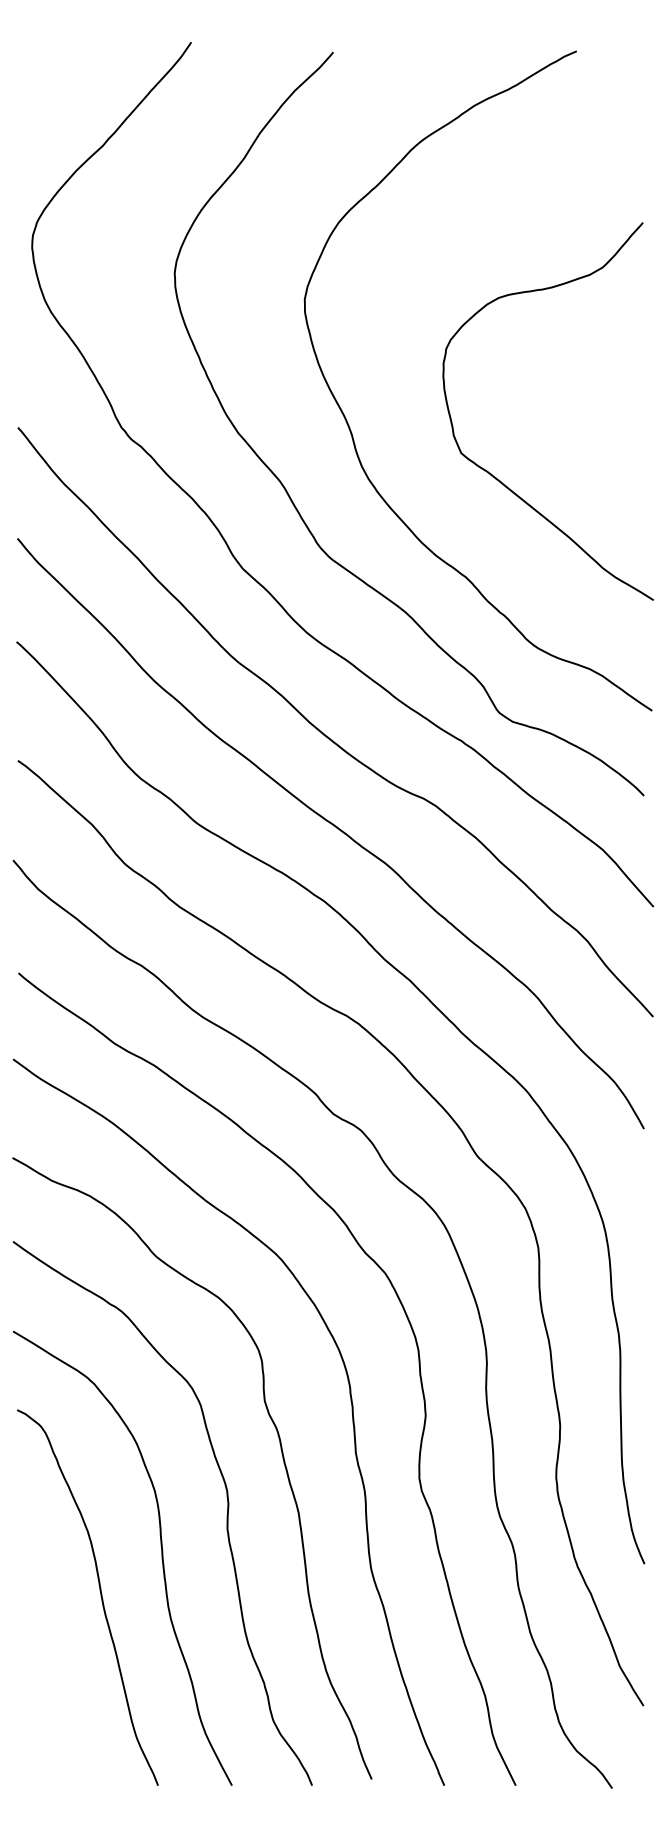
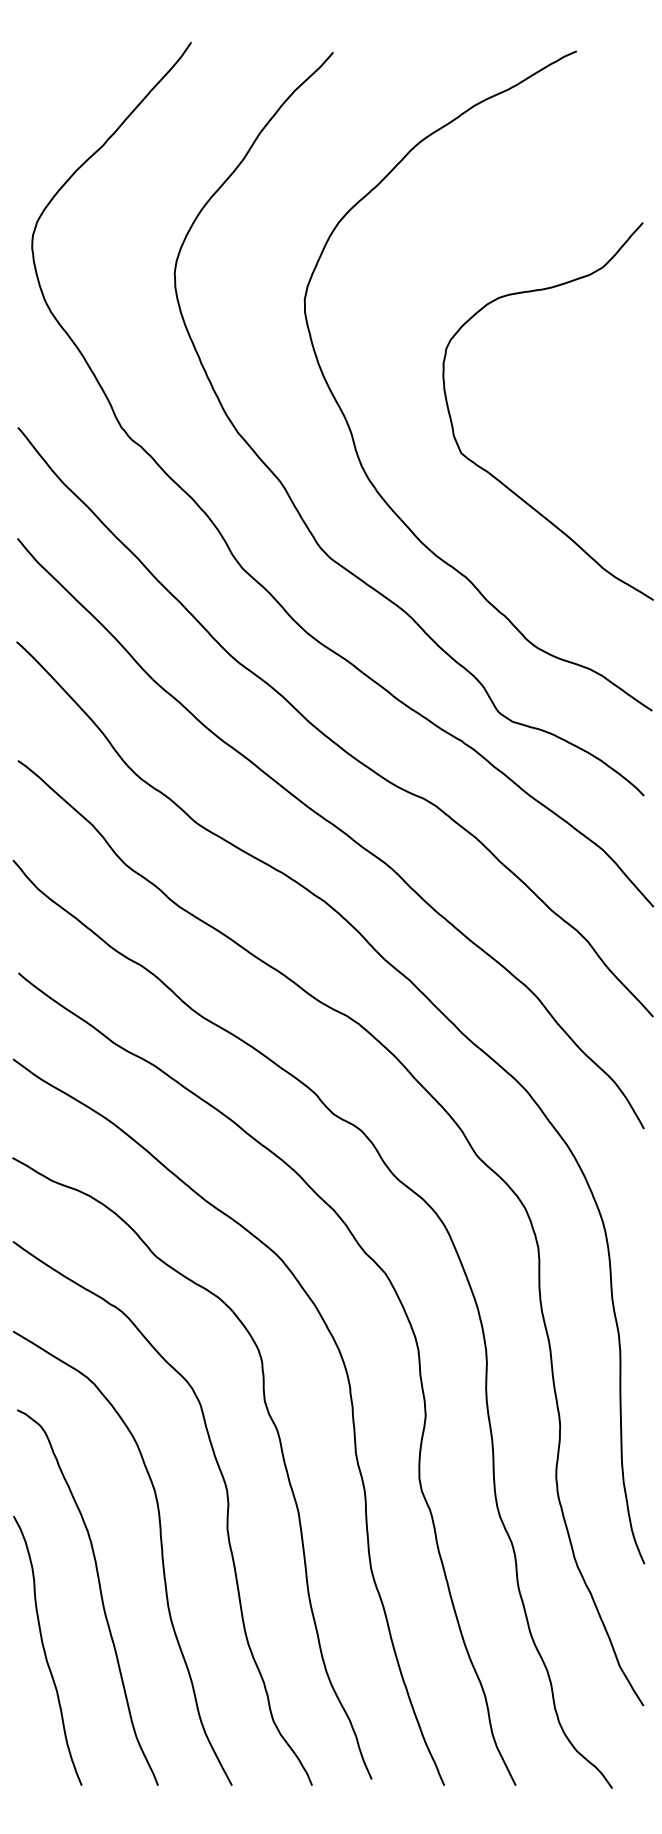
curve: none -> present (45, 1650)
